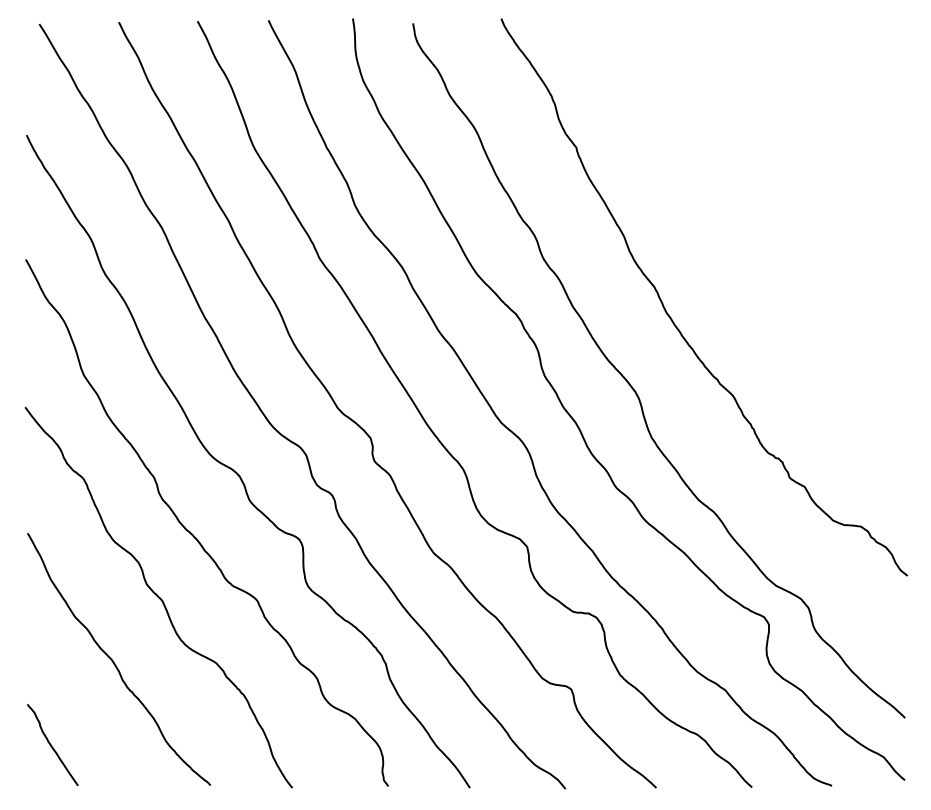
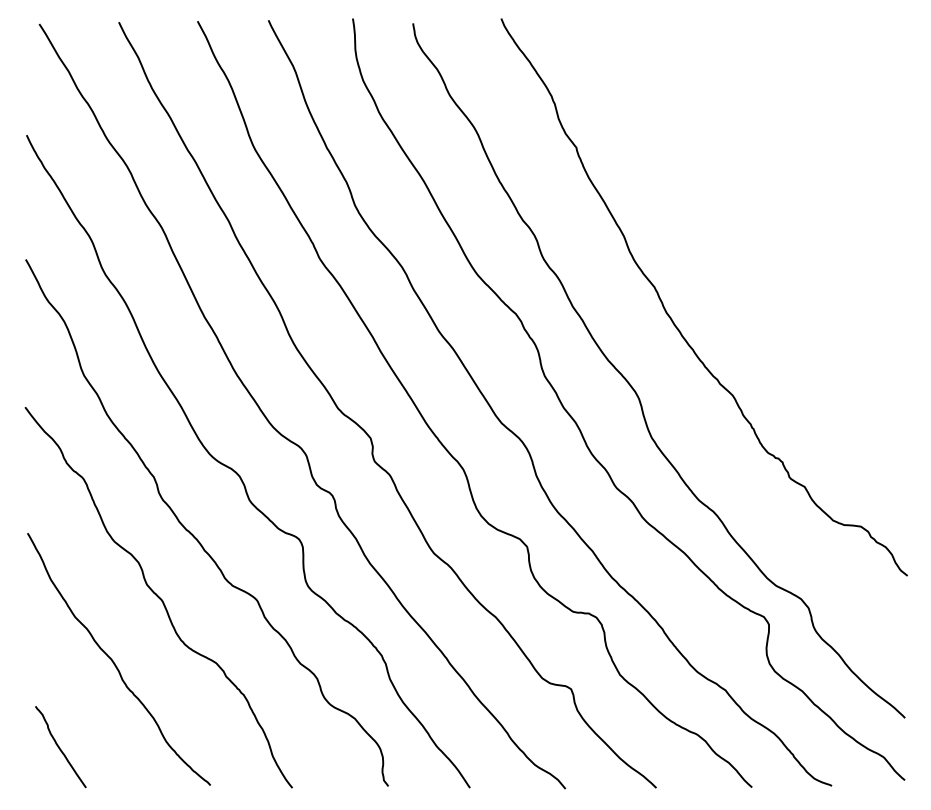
curve position: (52, 745) -> (60, 747) (60, 747)
